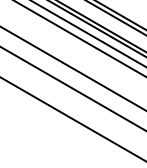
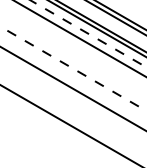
line: solid -> dashed (88, 33)
line: solid -> dashed (72, 68)
line position: (72, 118) -> (70, 125) (70, 125)
